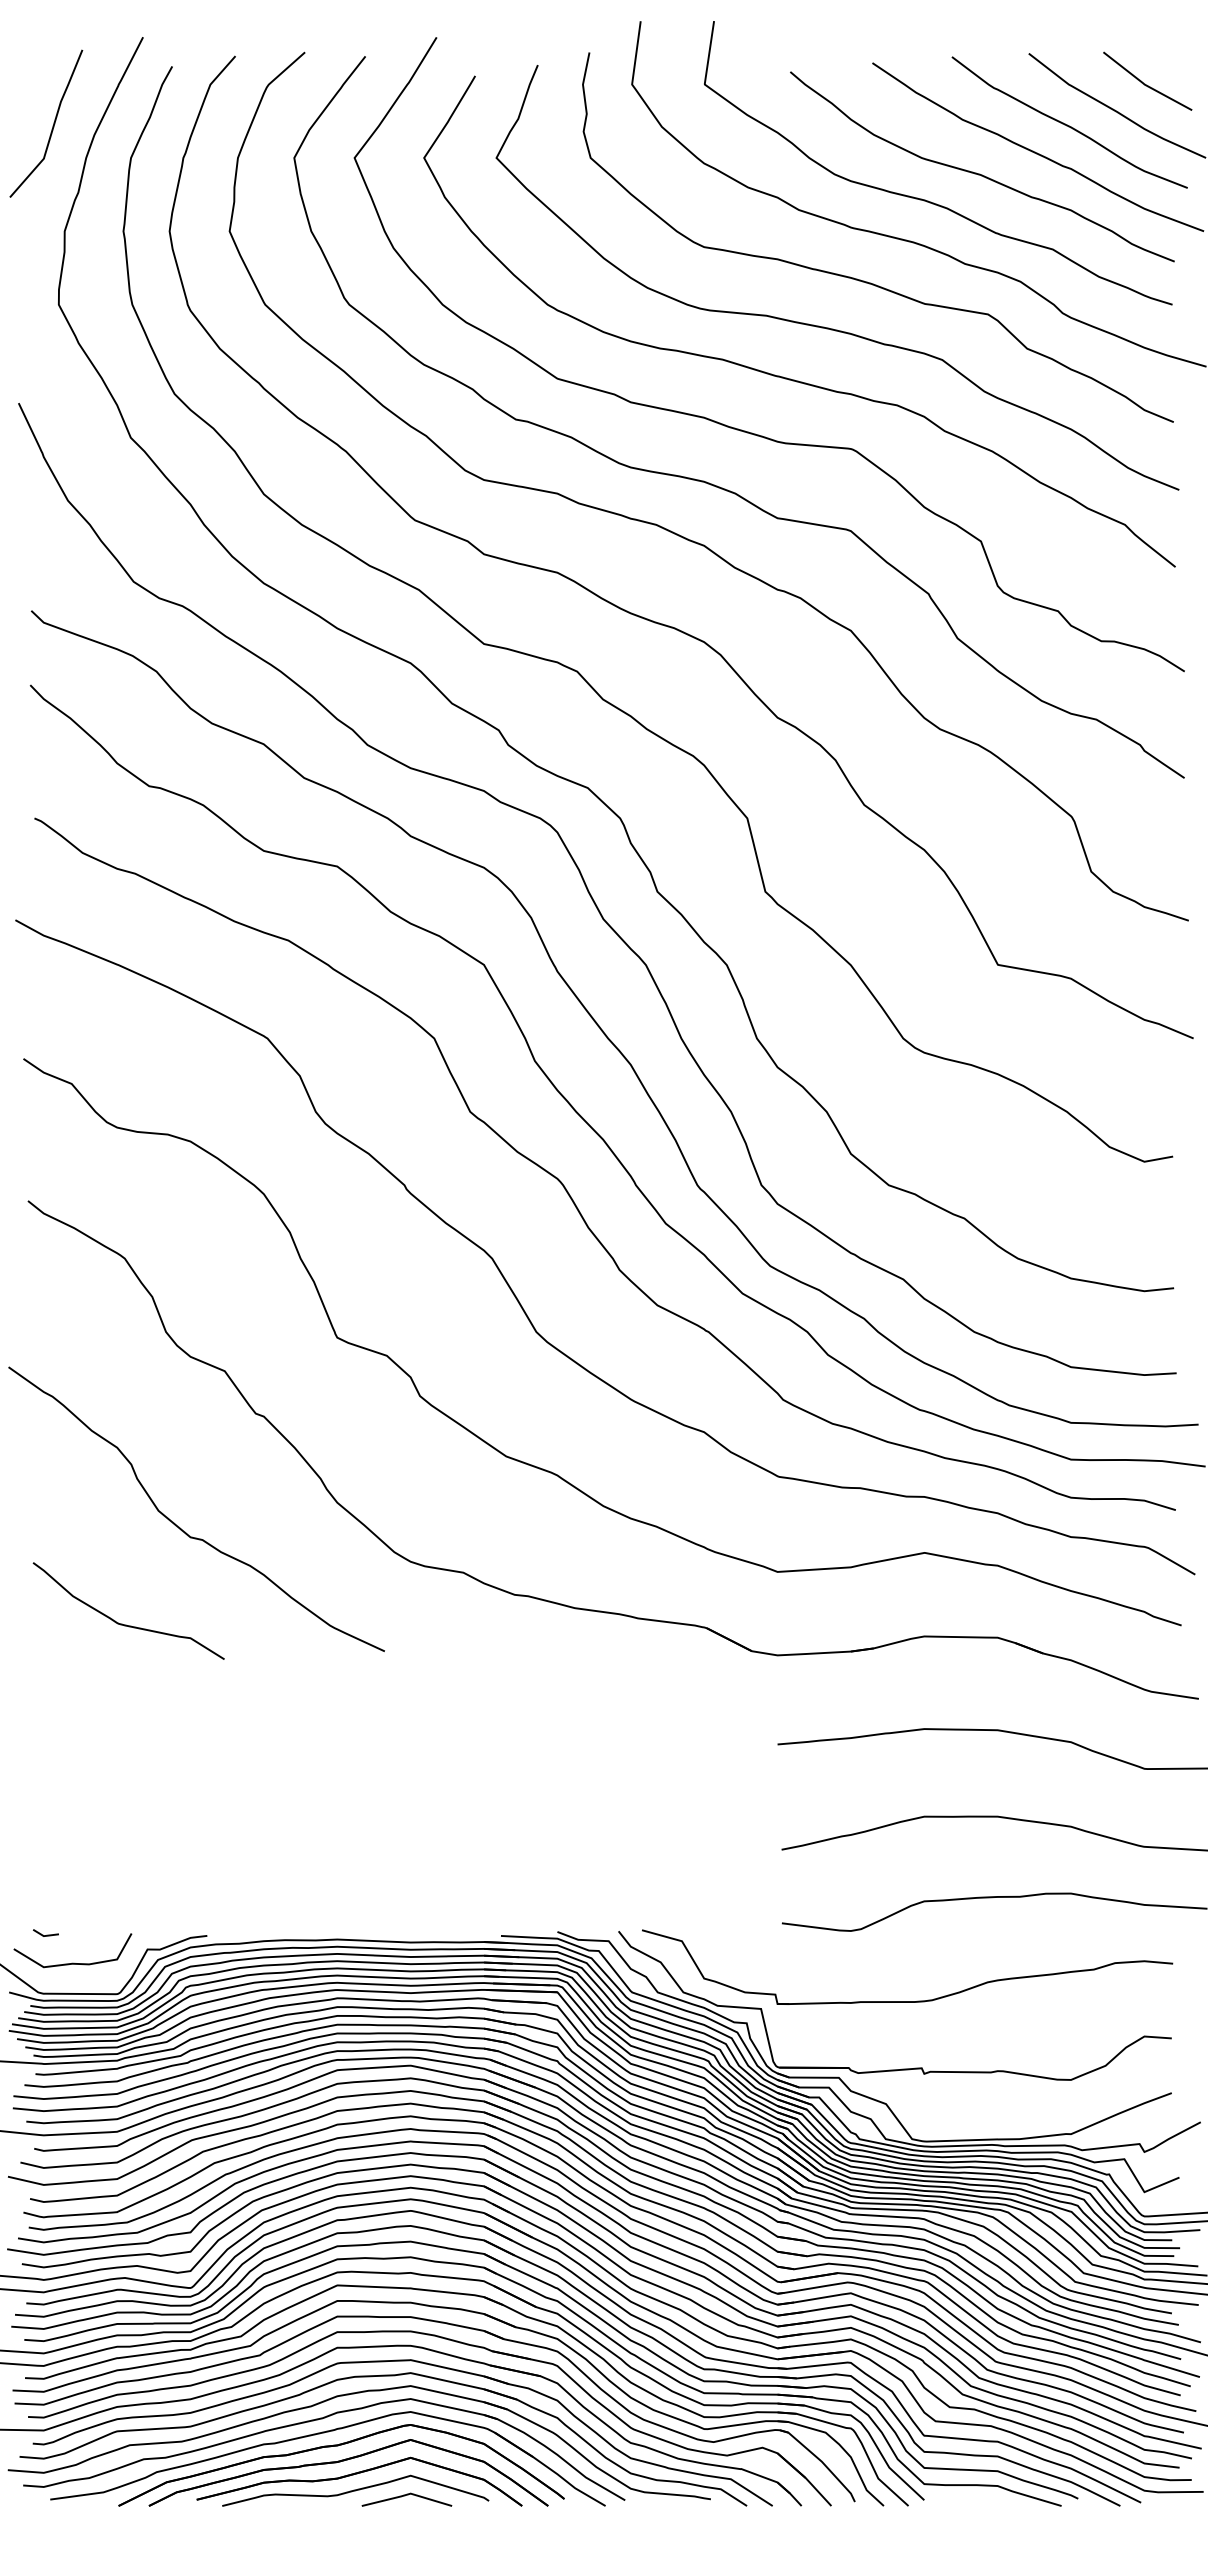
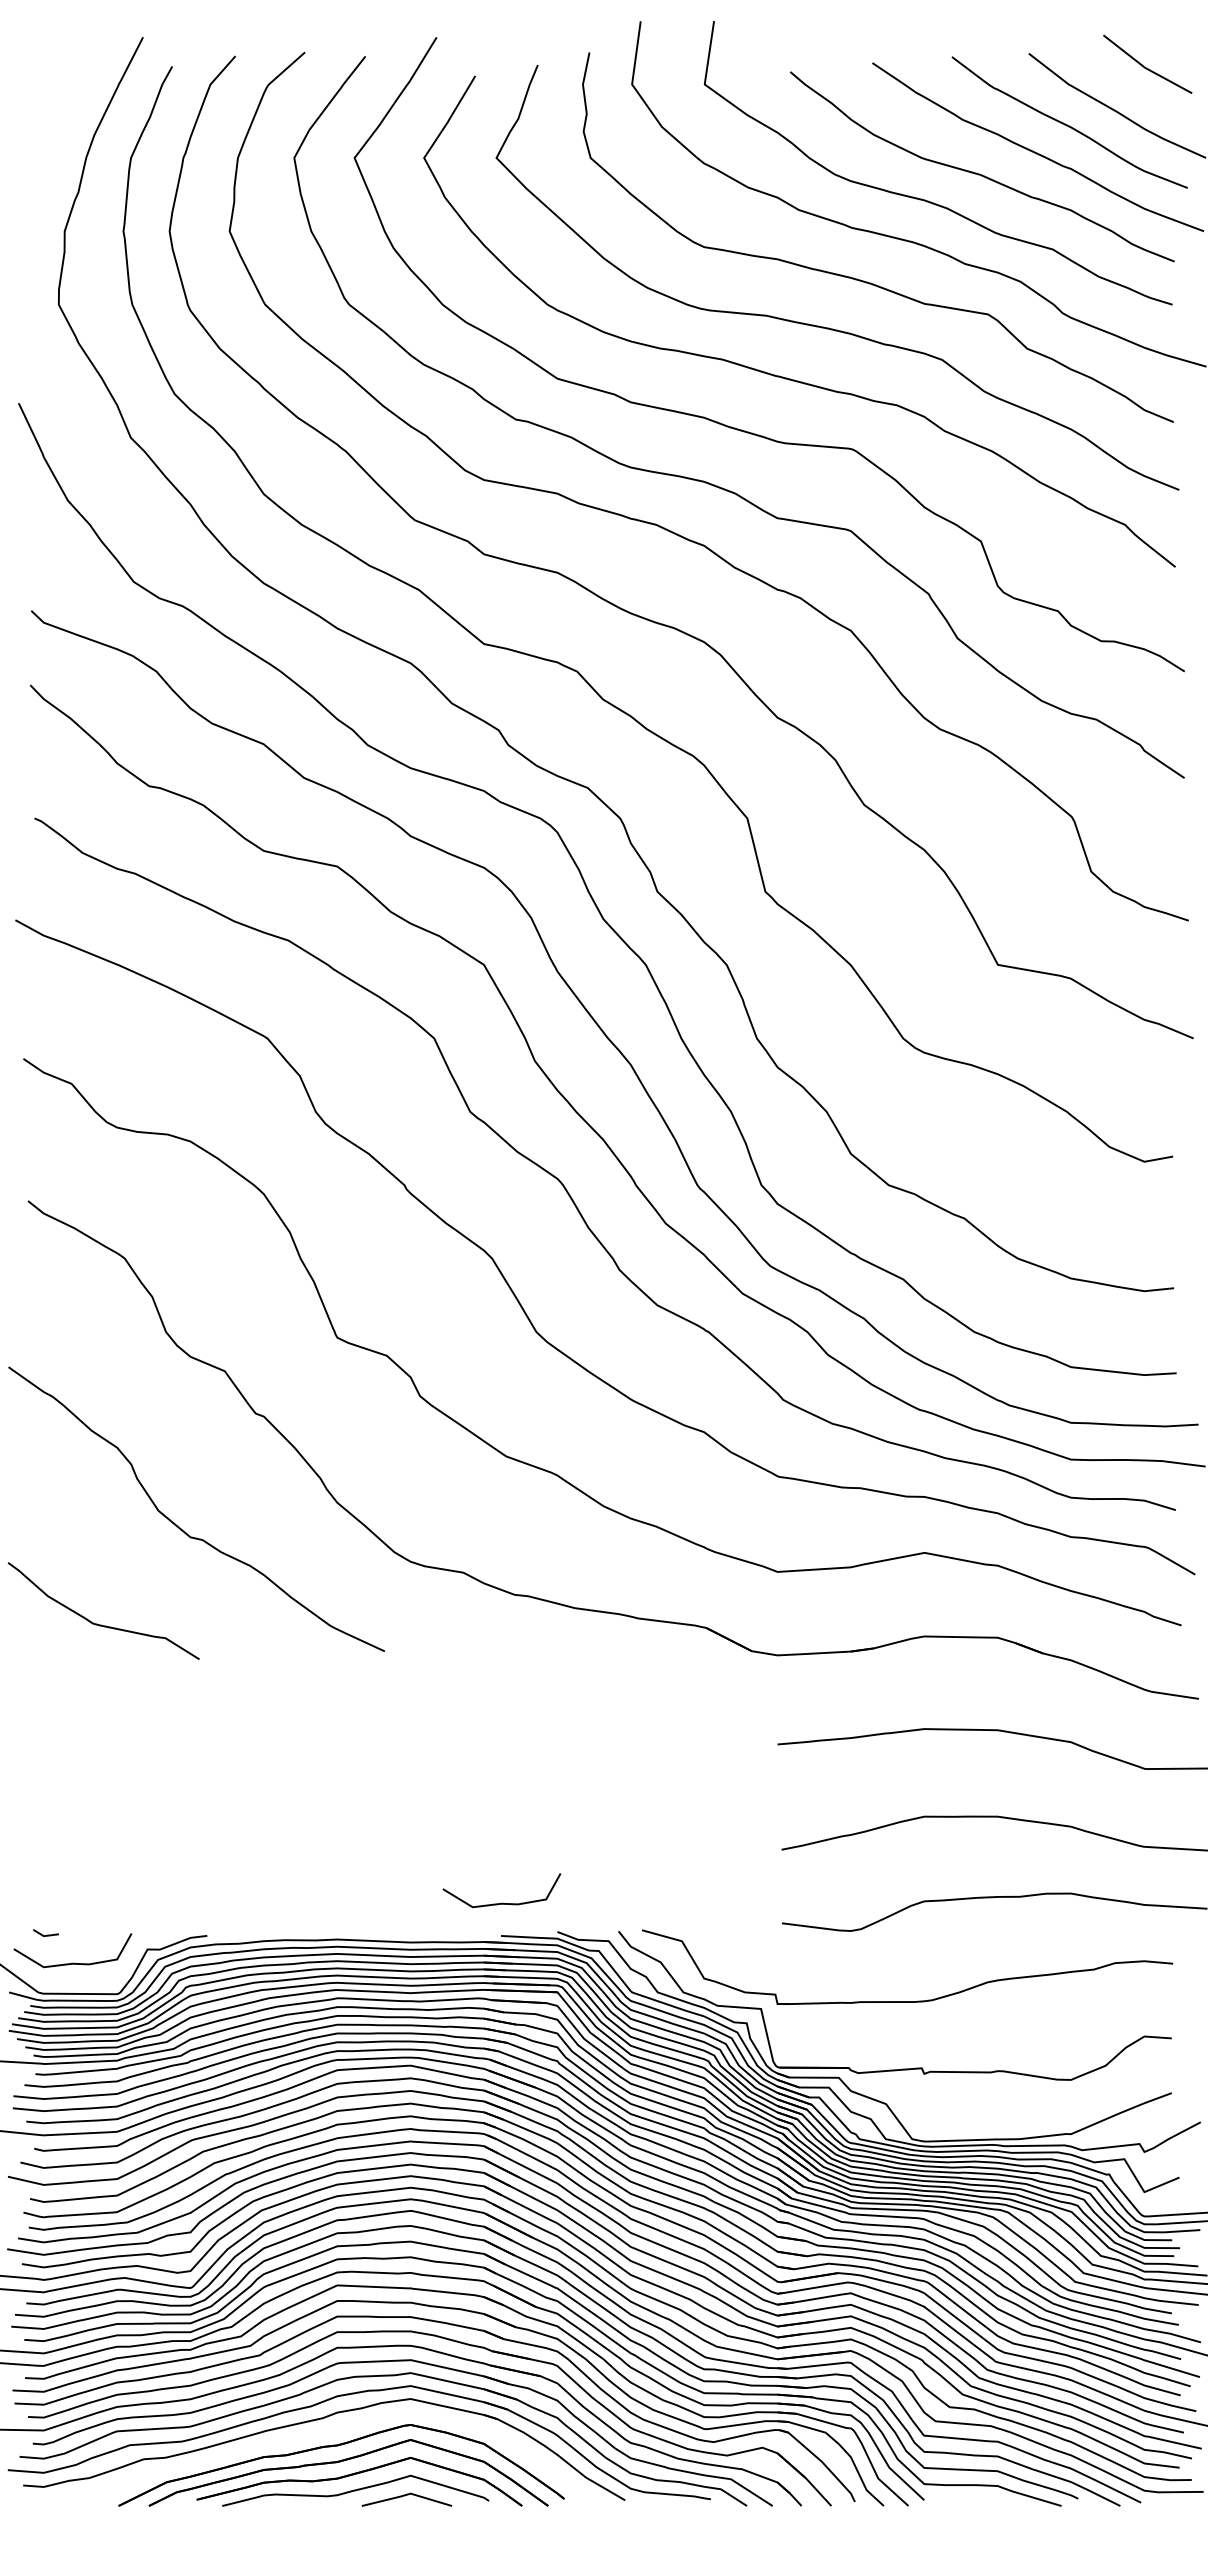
curve position: (1145, 83) -> (1145, 66) (1145, 66)
curve: present -> none (52, 125)
curve position: (126, 1624) -> (101, 1624) (101, 1624)
curve: none -> present (501, 1902)
part: present -> none (324, 2433)
